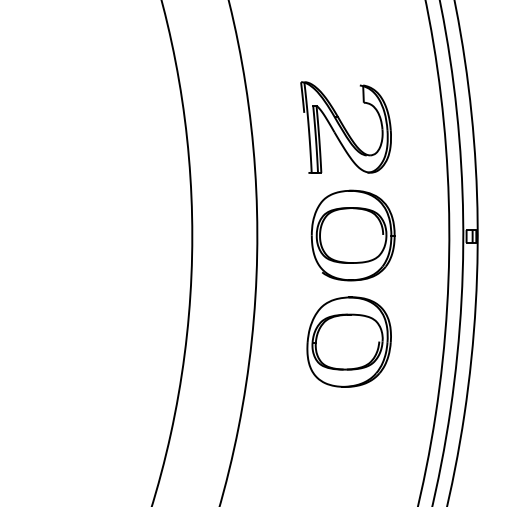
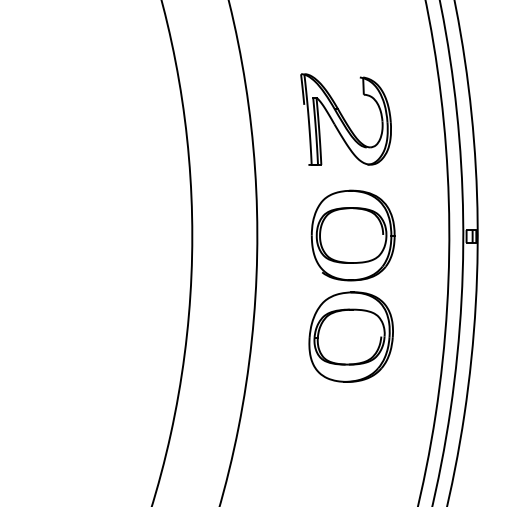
part position: (345, 127) -> (345, 119) (345, 119)
part position: (348, 341) -> (350, 336) (350, 336)
